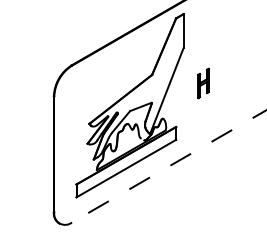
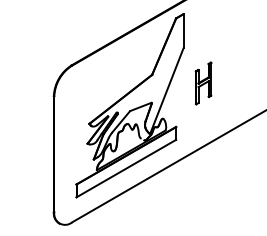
part size: 13x33 px -> 19x45 px (203, 83)
line: dashed -> solid (168, 166)
